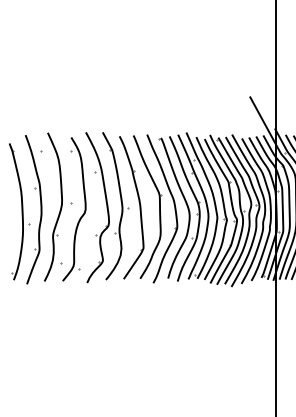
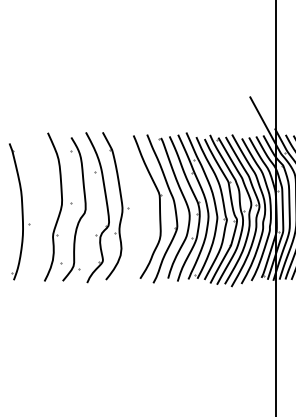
part: present -> none (139, 207)
part: present -> none (40, 209)
